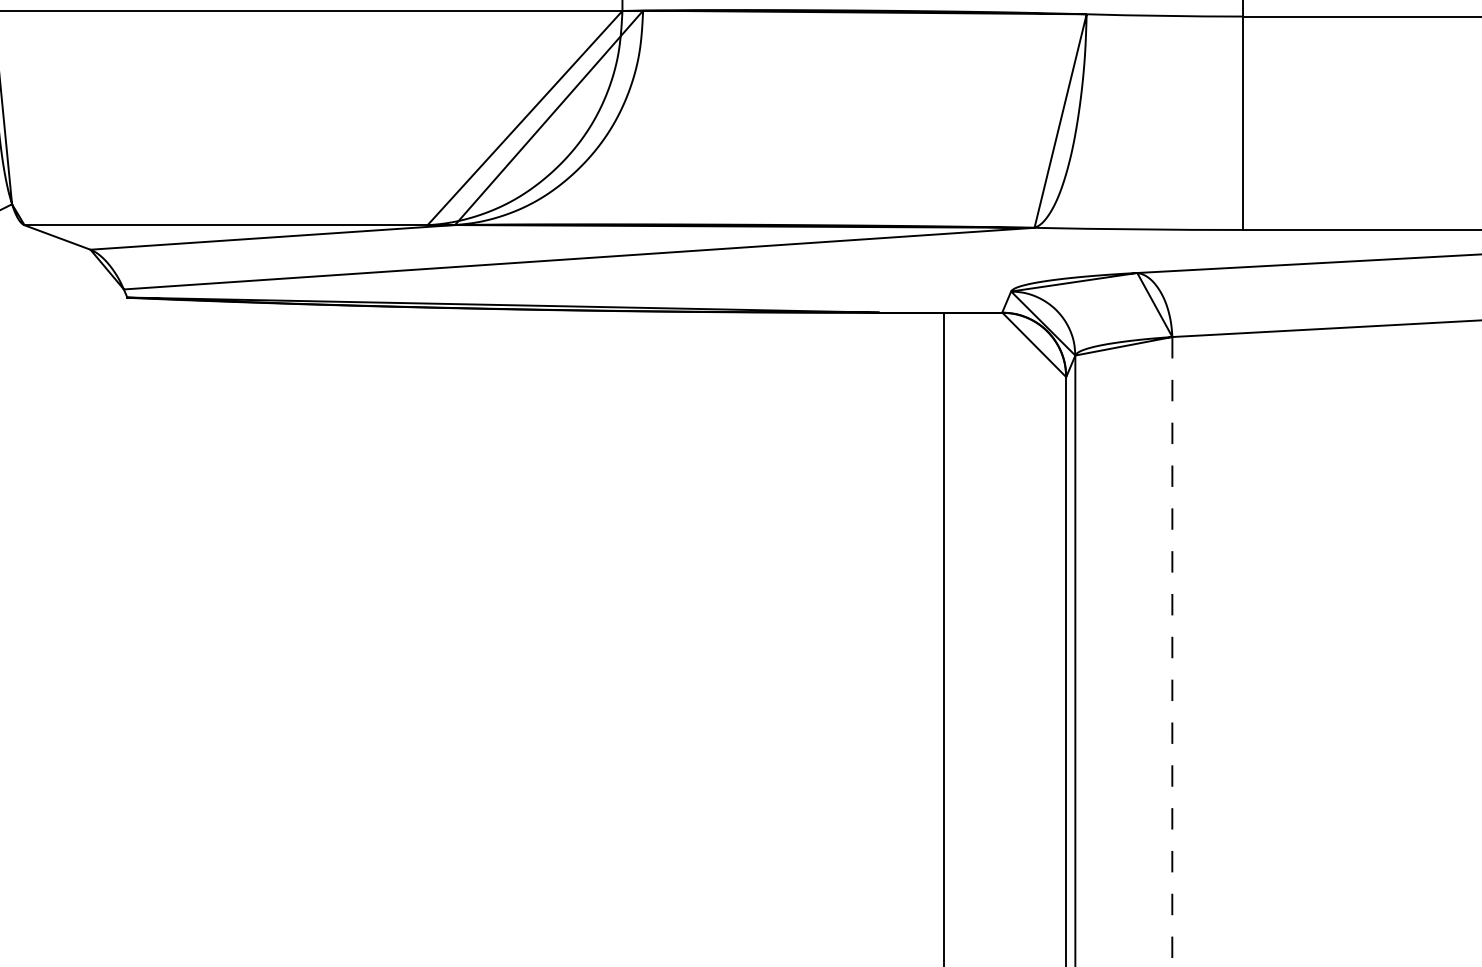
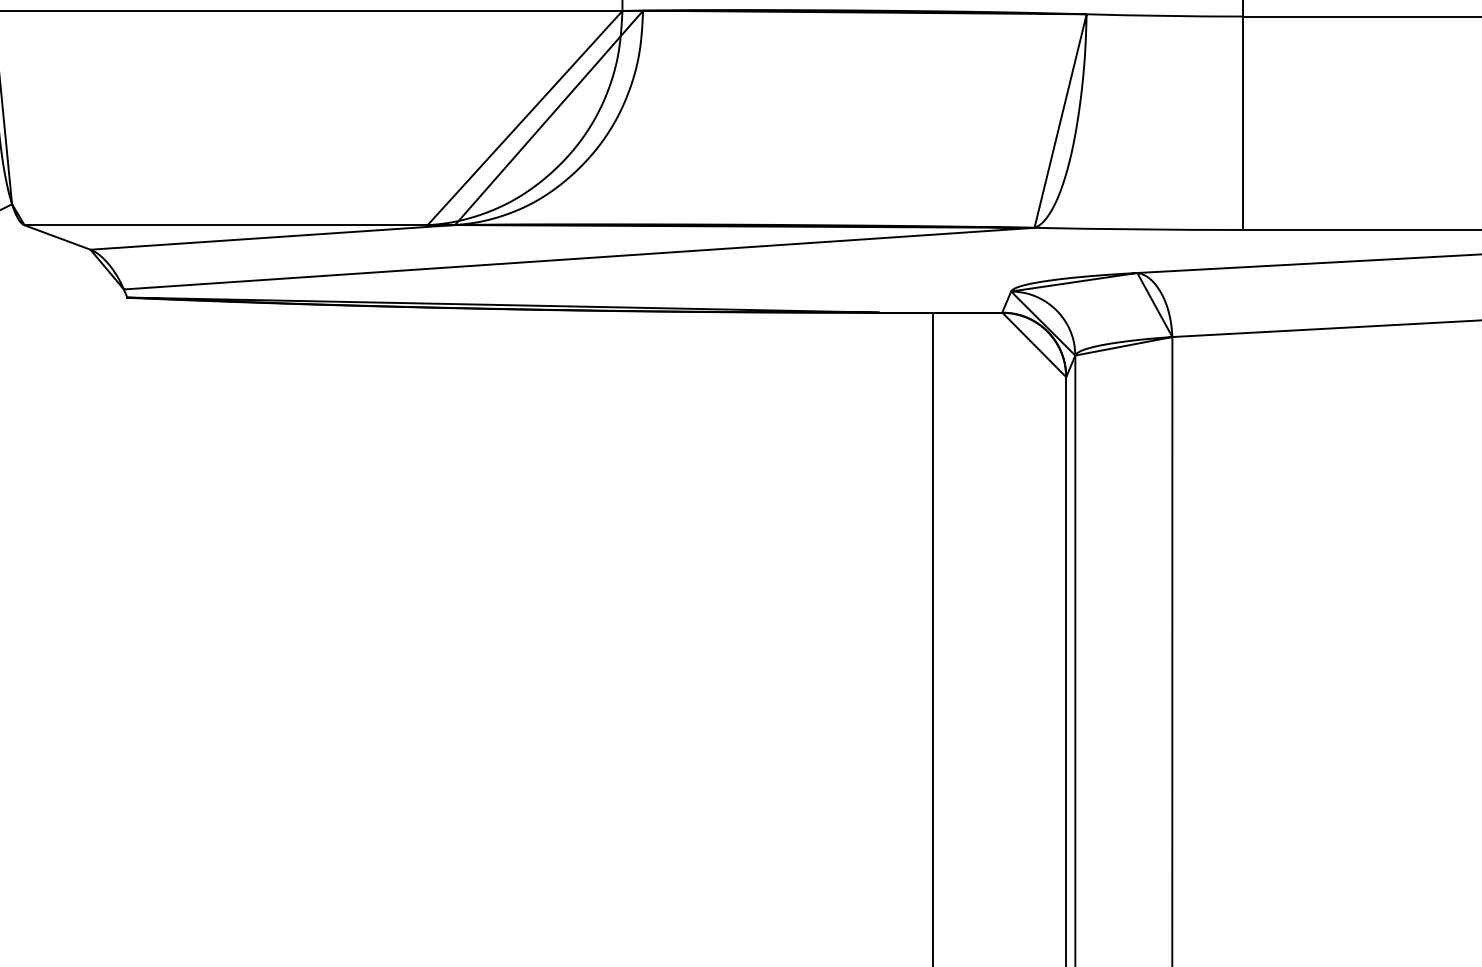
line position: (943, 637) -> (932, 637) (932, 637)
line: dashed -> solid (1172, 652)
